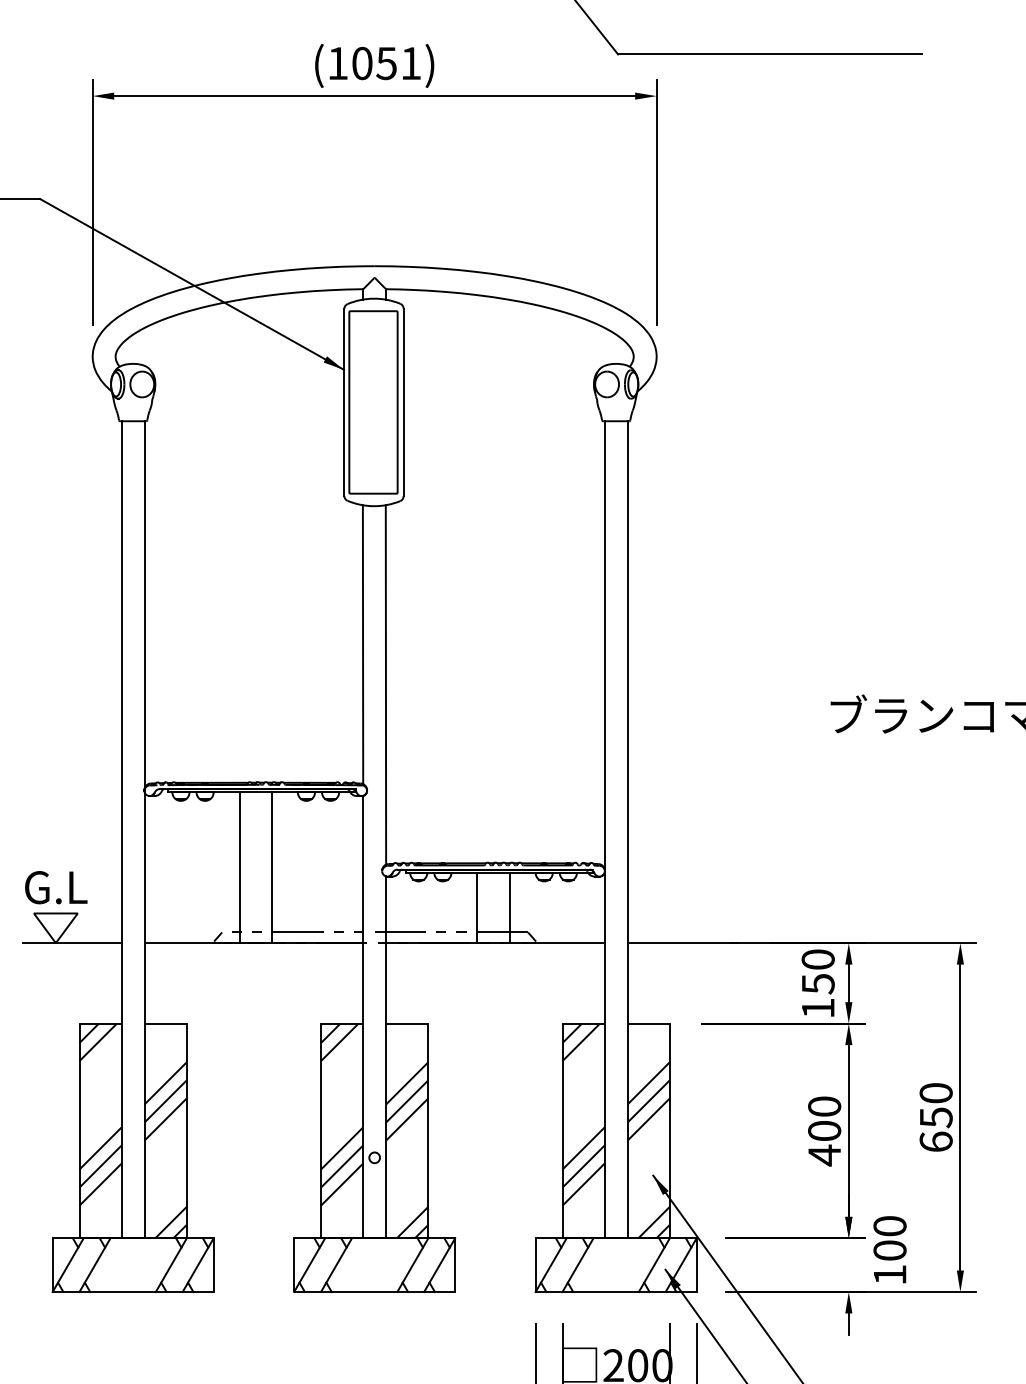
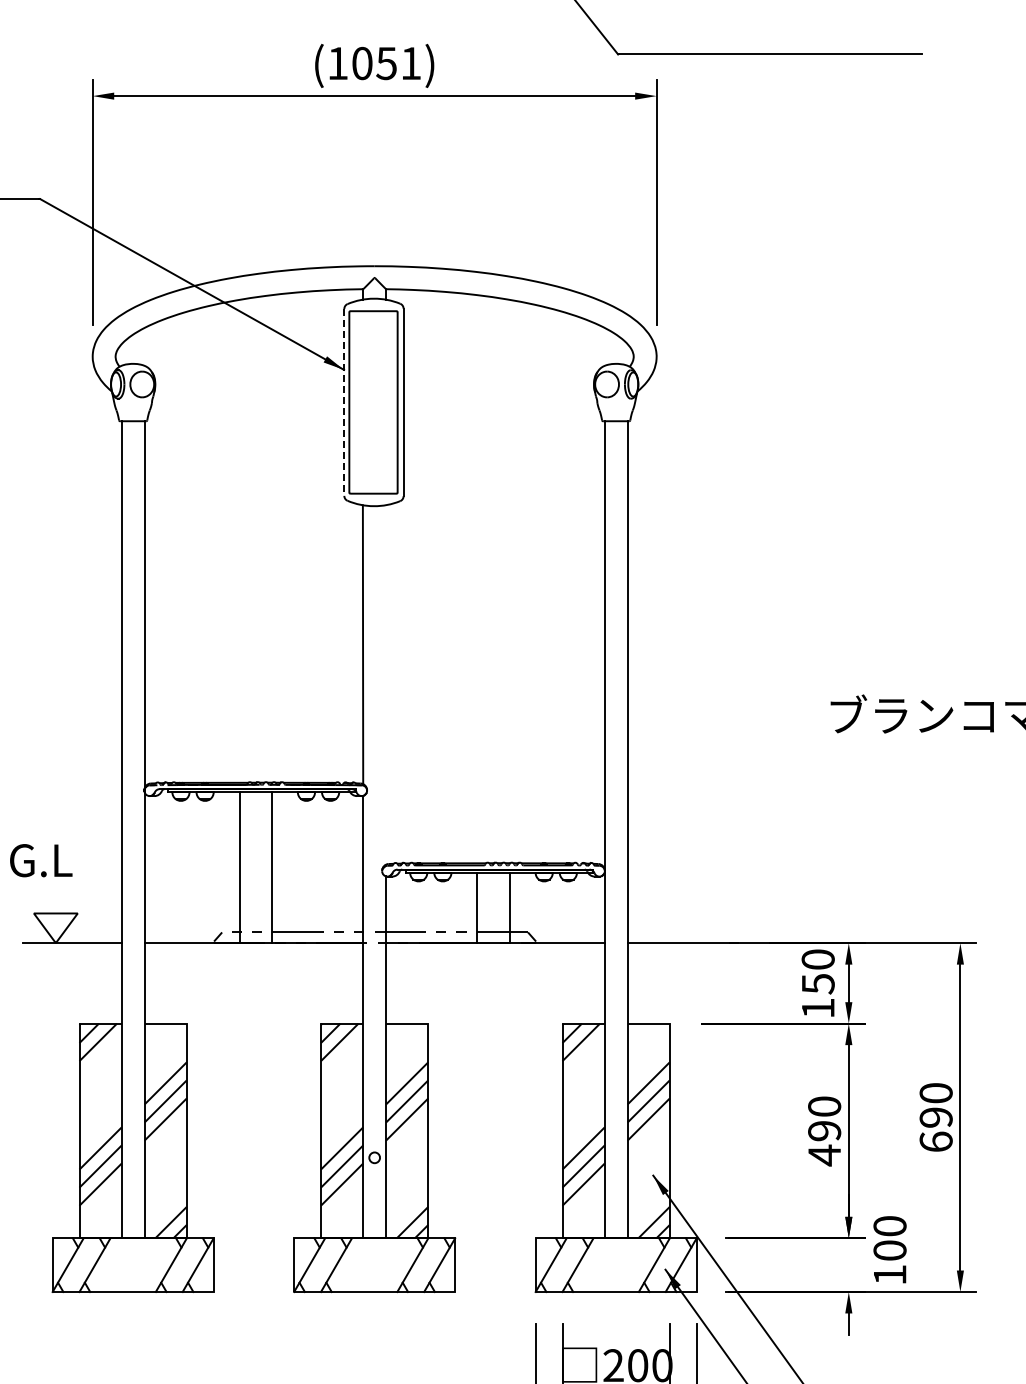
line: solid -> dashed (344, 402)
line: present -> none (385, 684)
text position: (56, 887) -> (41, 860) (41, 860)
text: 650 -> 690 (935, 1117)
text: 400 -> 490 (824, 1131)
